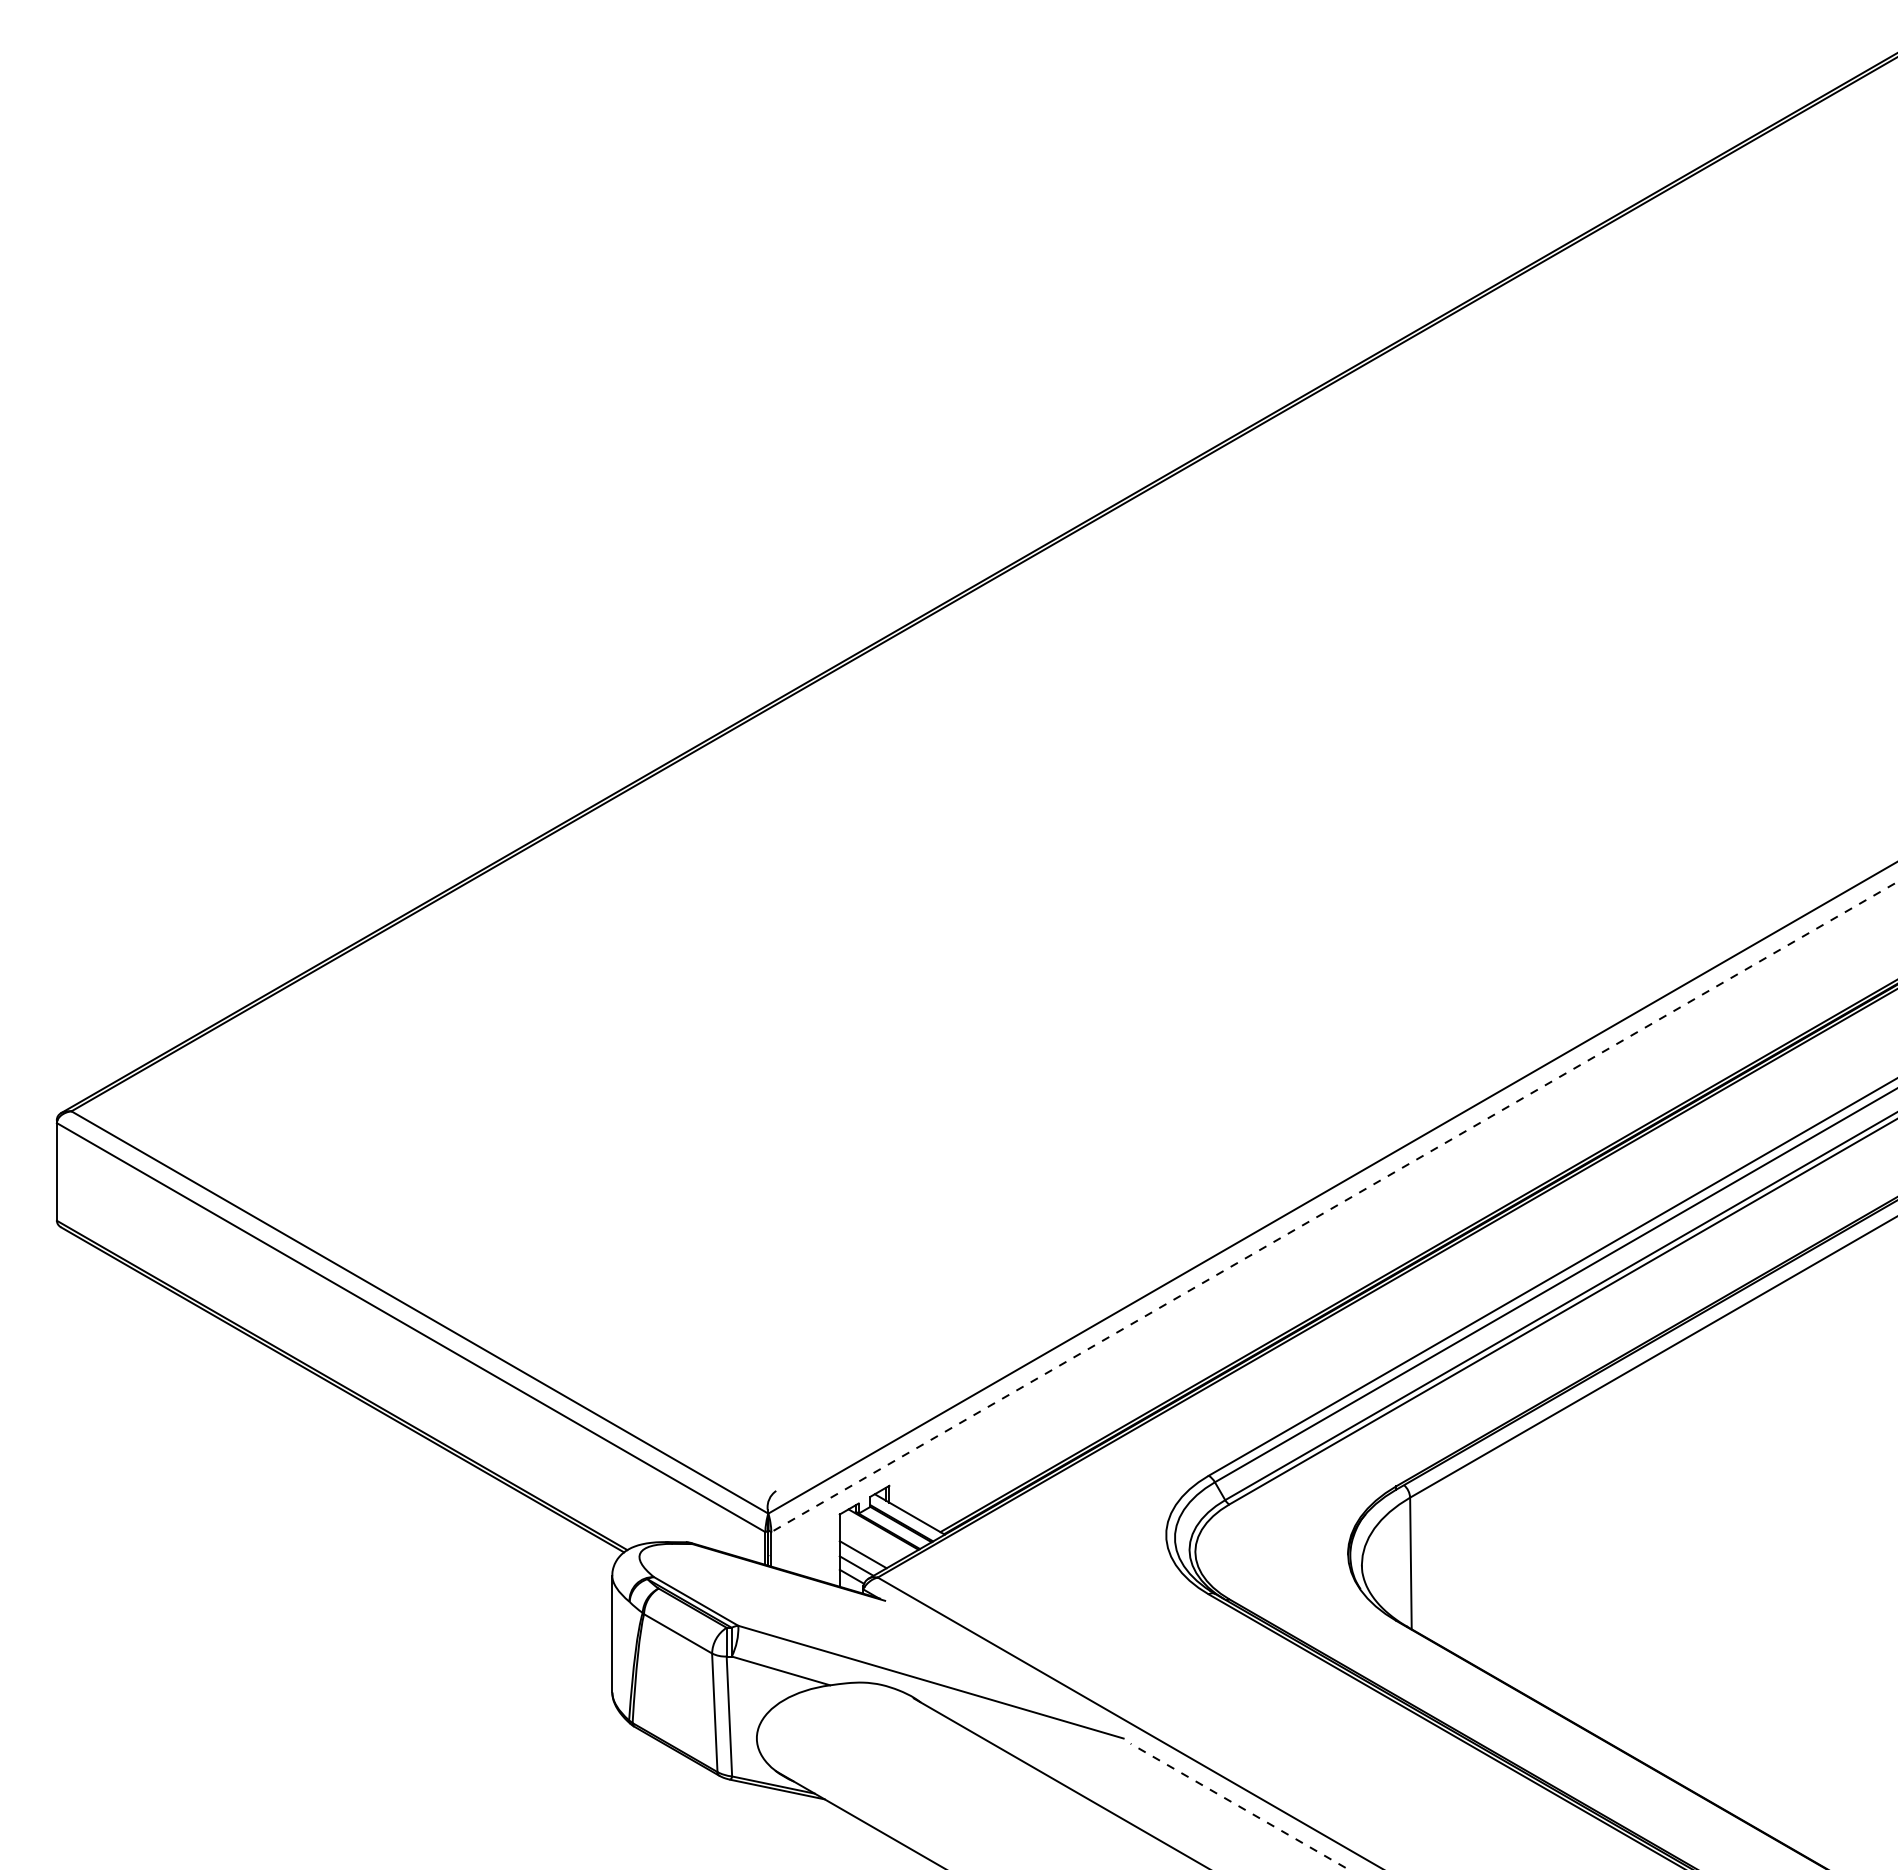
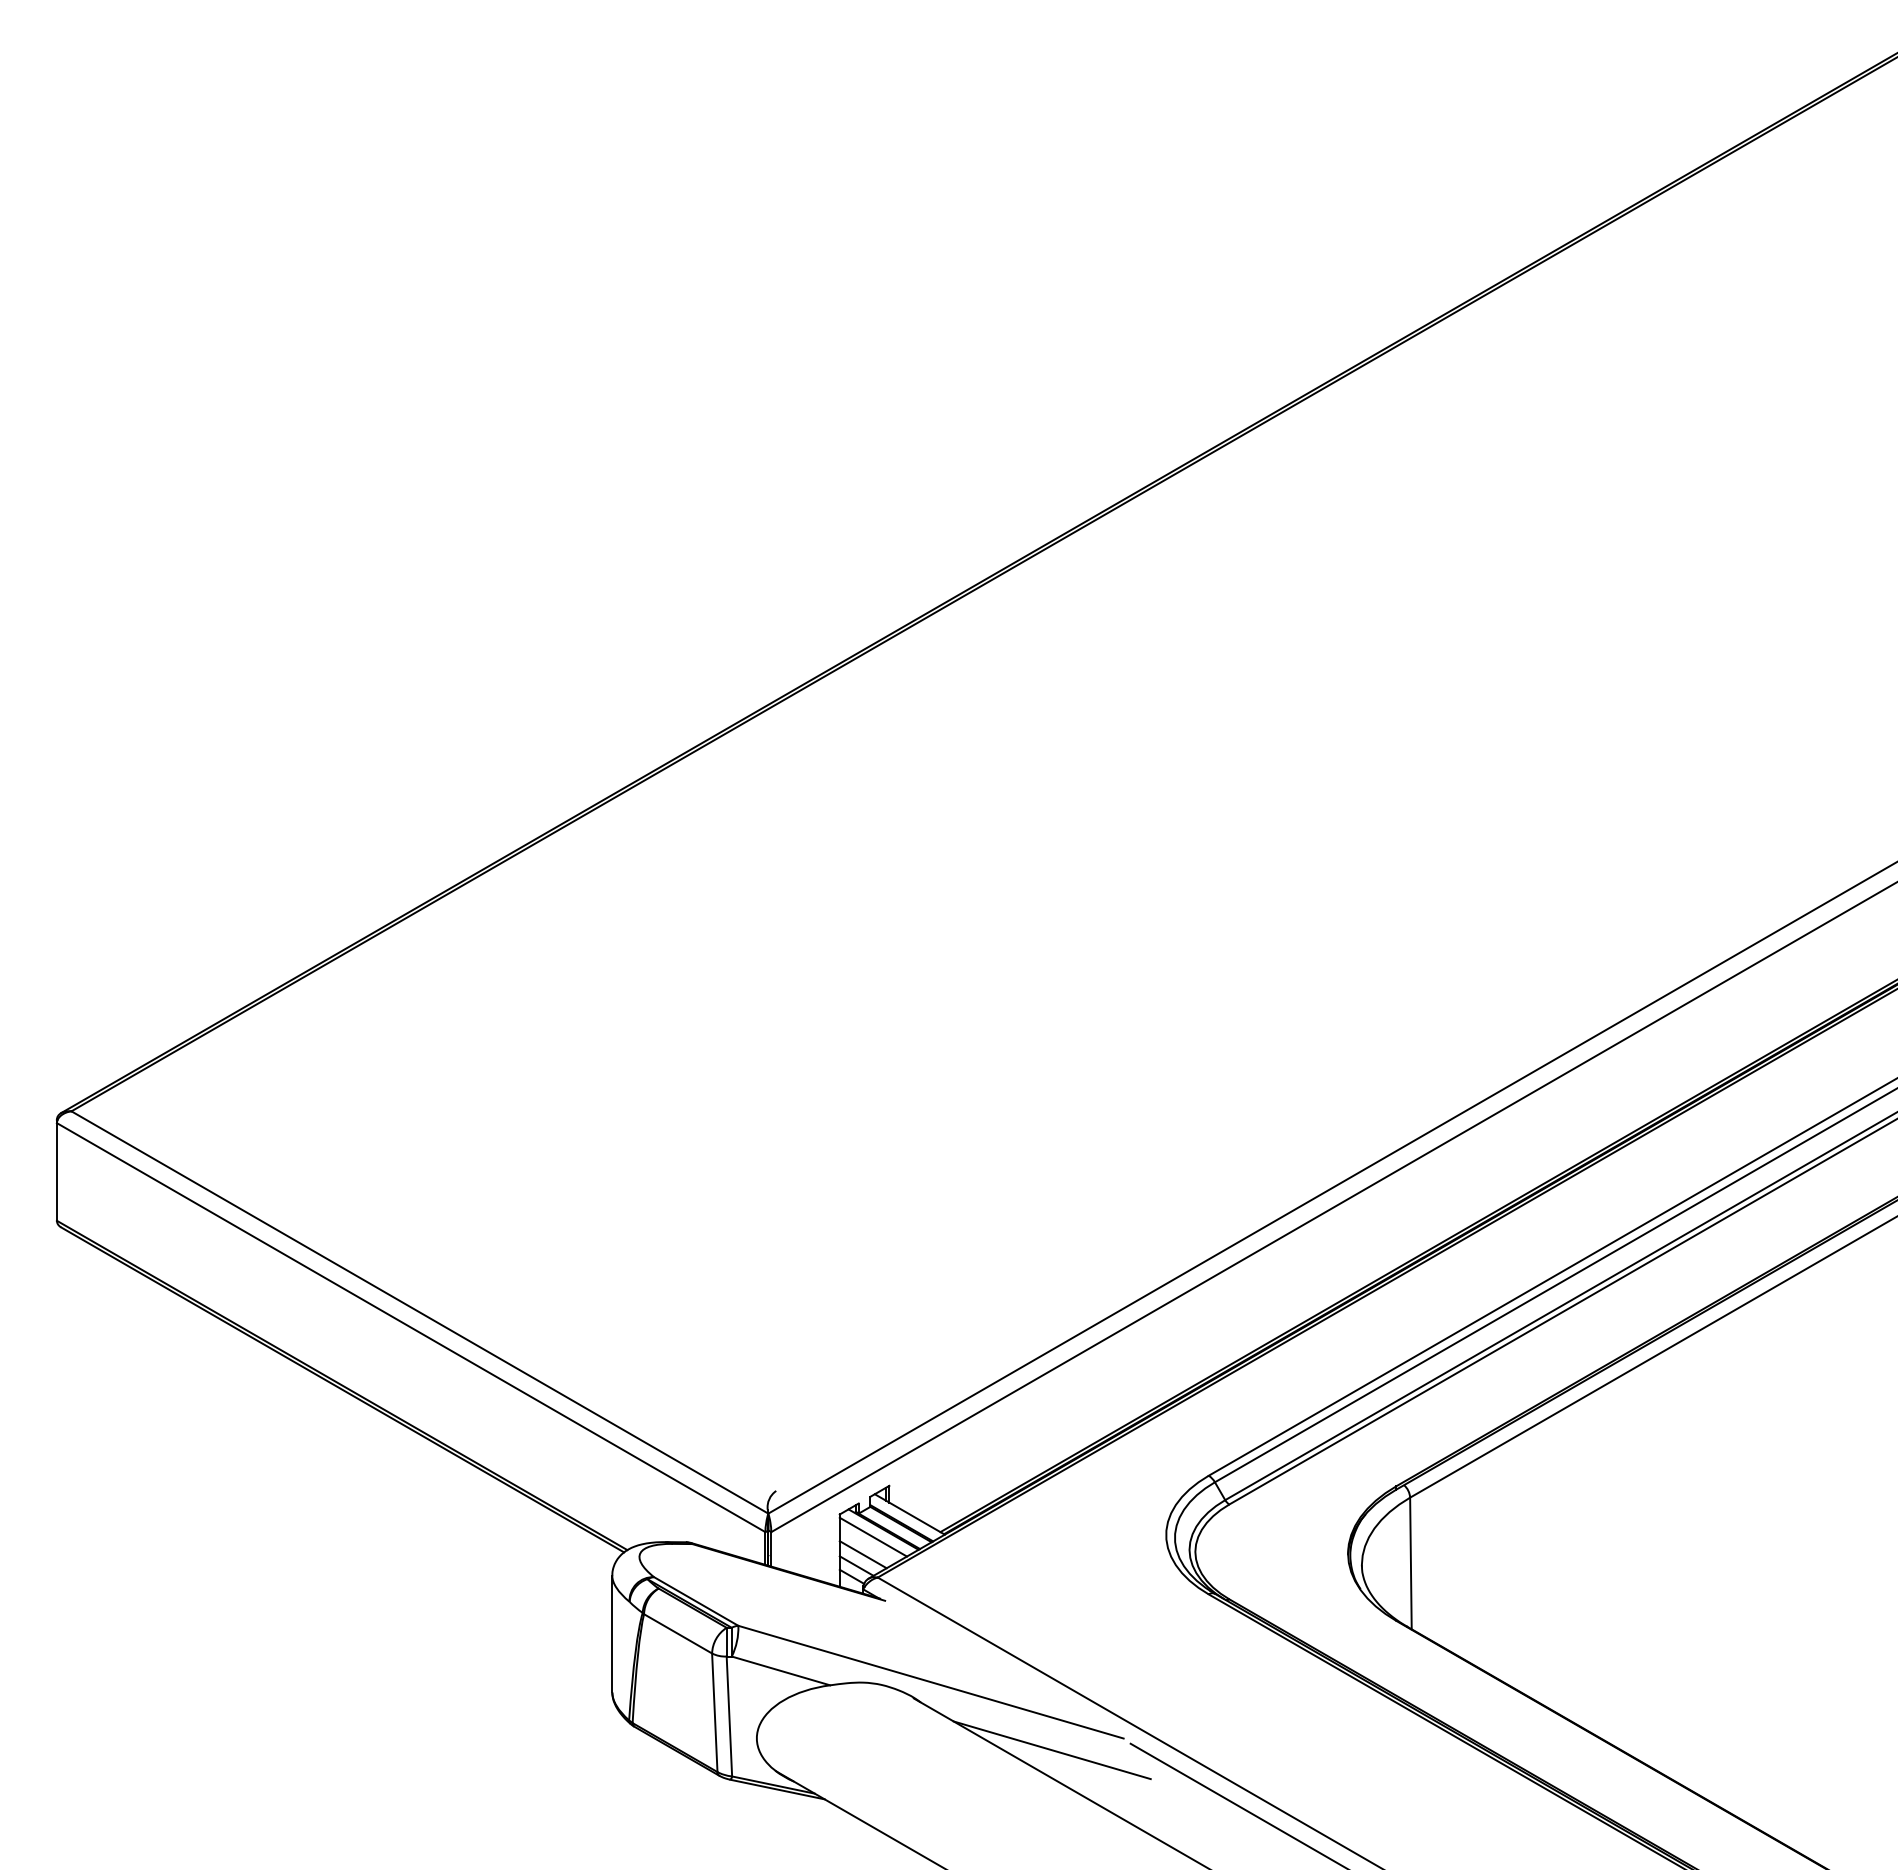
line: dashed -> solid (1334, 1207)
line: none -> present (872, 1536)
line: none -> present (1051, 1750)
line: dashed -> solid (1239, 1806)
